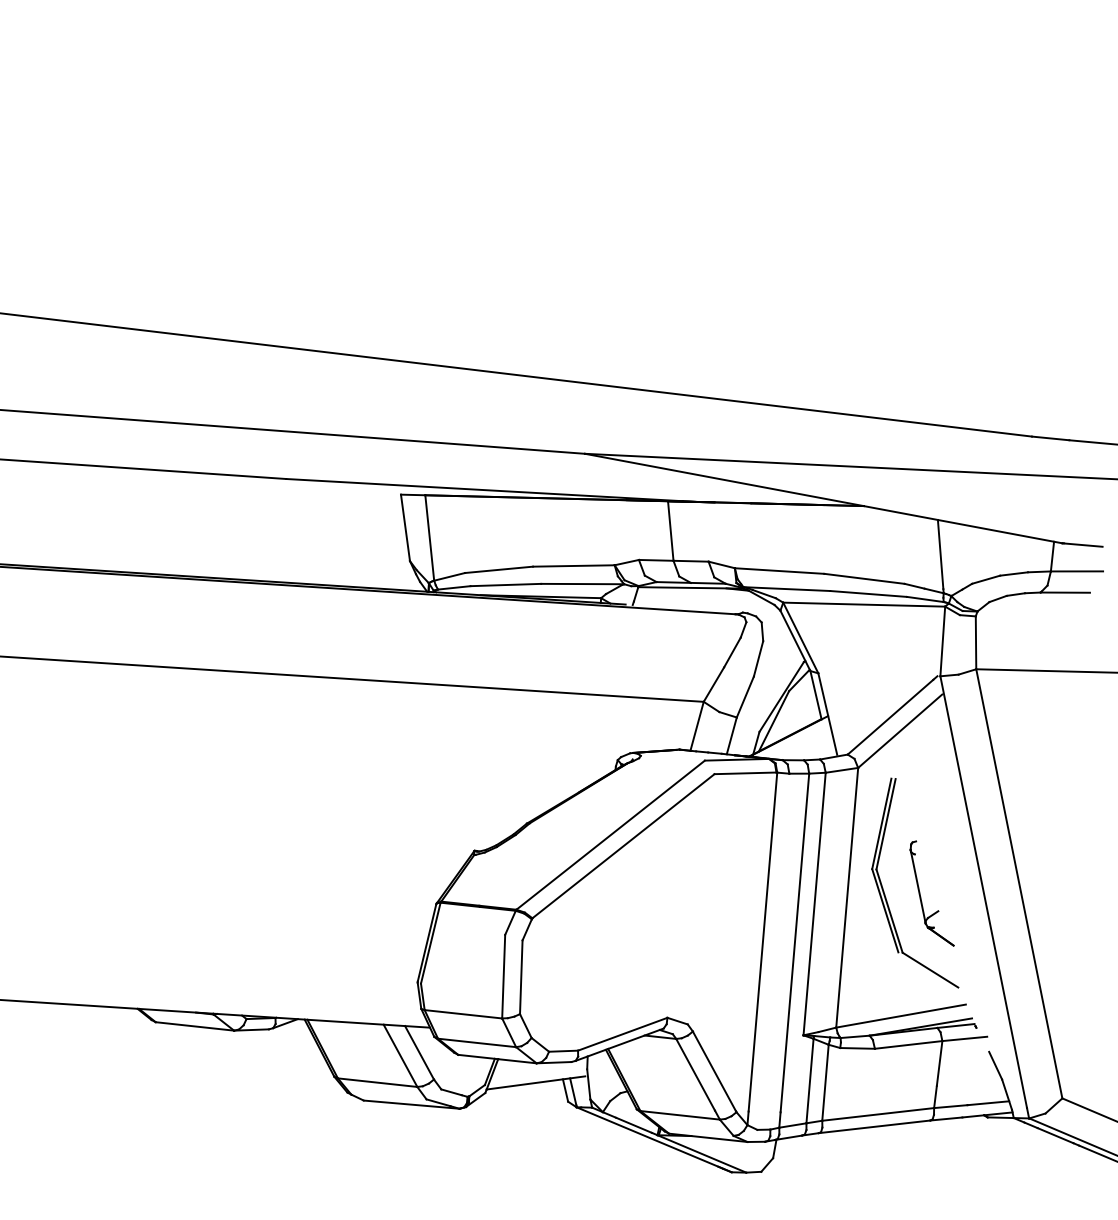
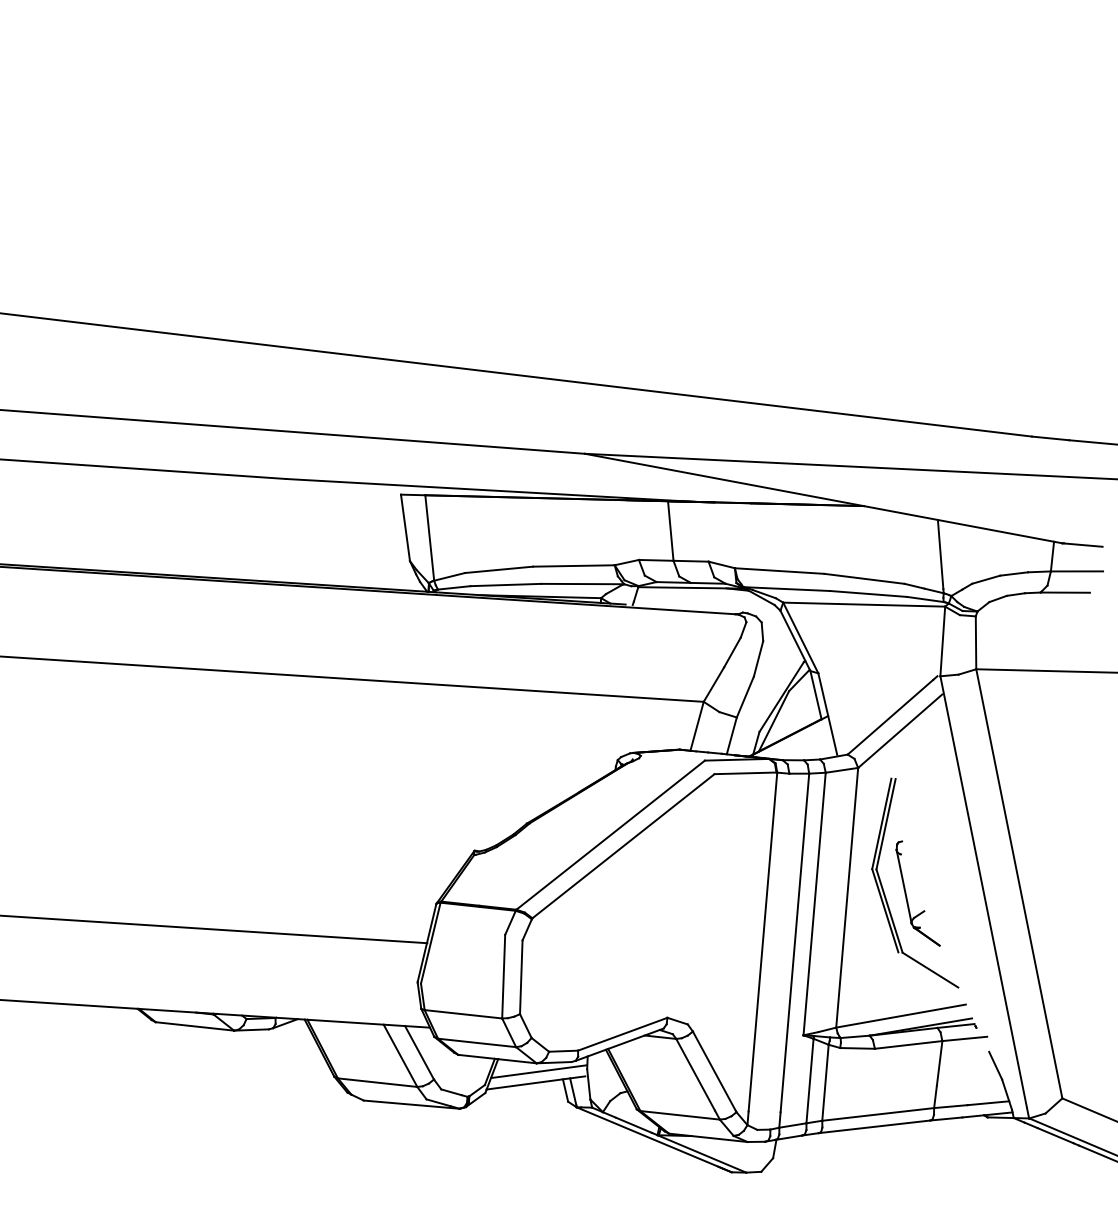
part position: (921, 896) -> (907, 896) (907, 896)
line: none -> present (214, 929)
line: none -> present (538, 1071)
